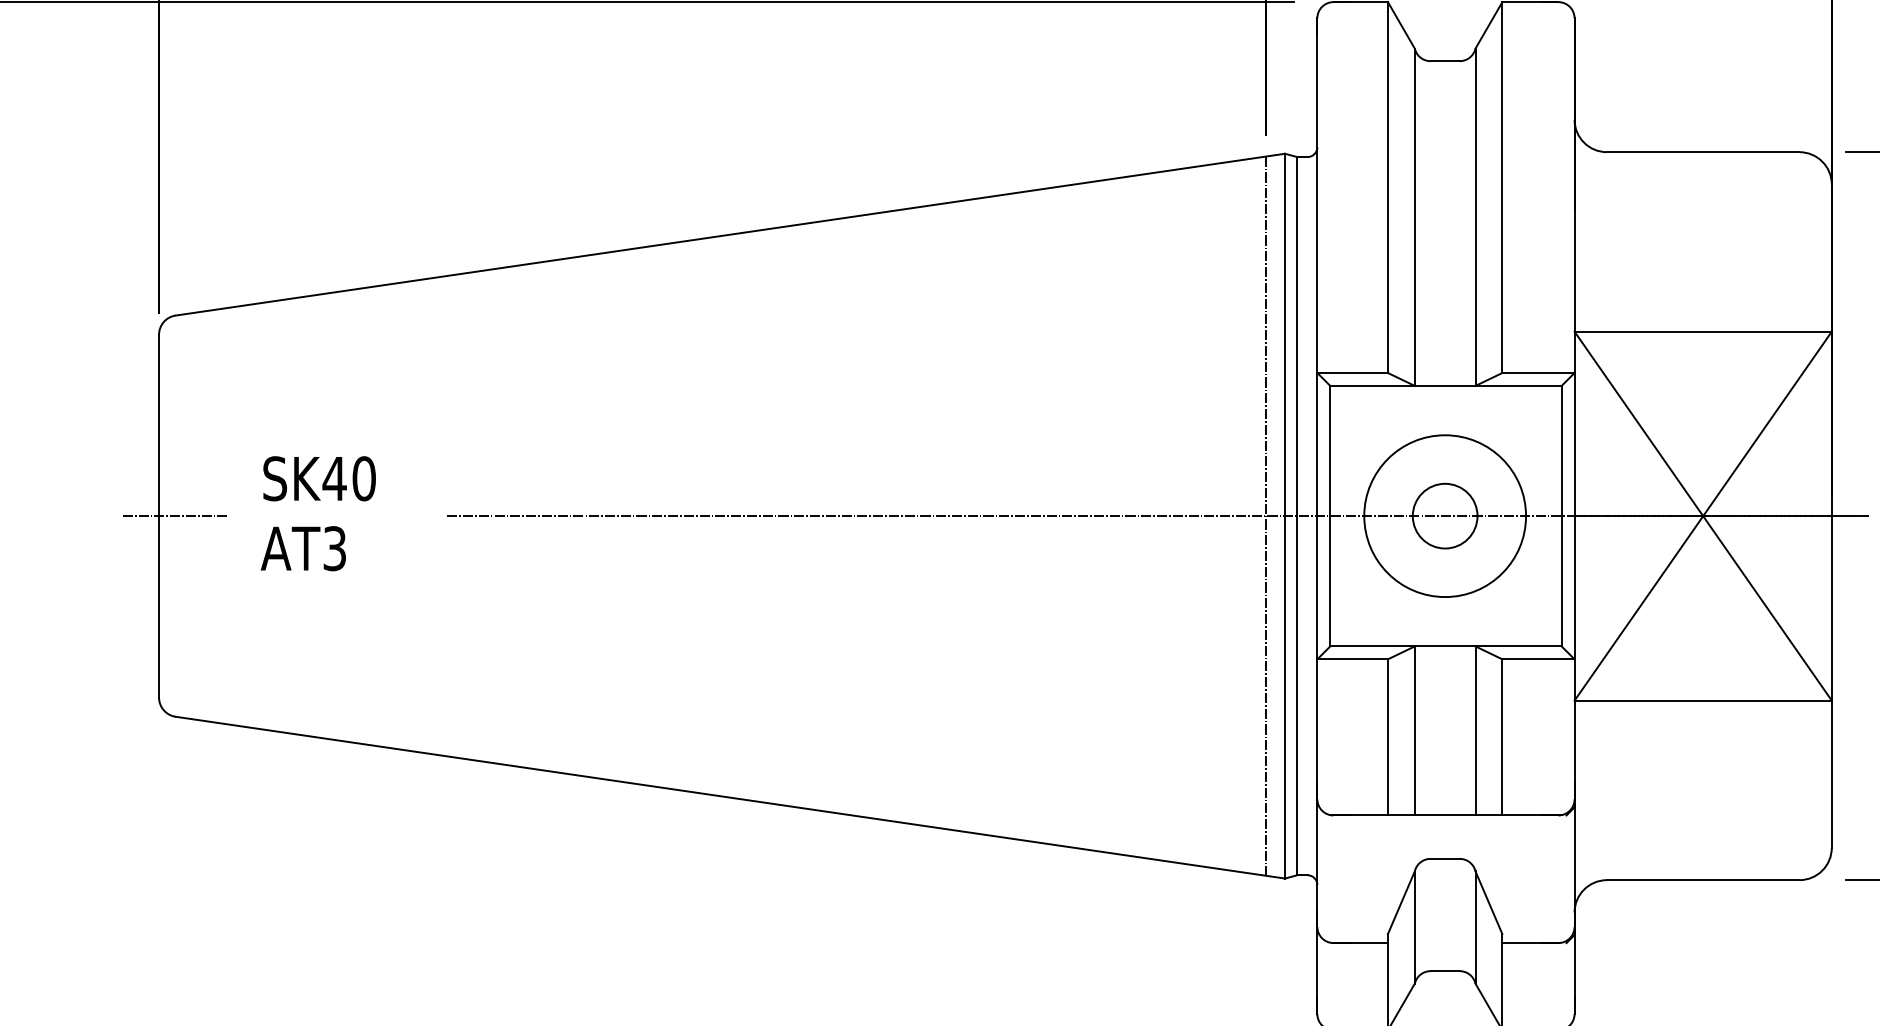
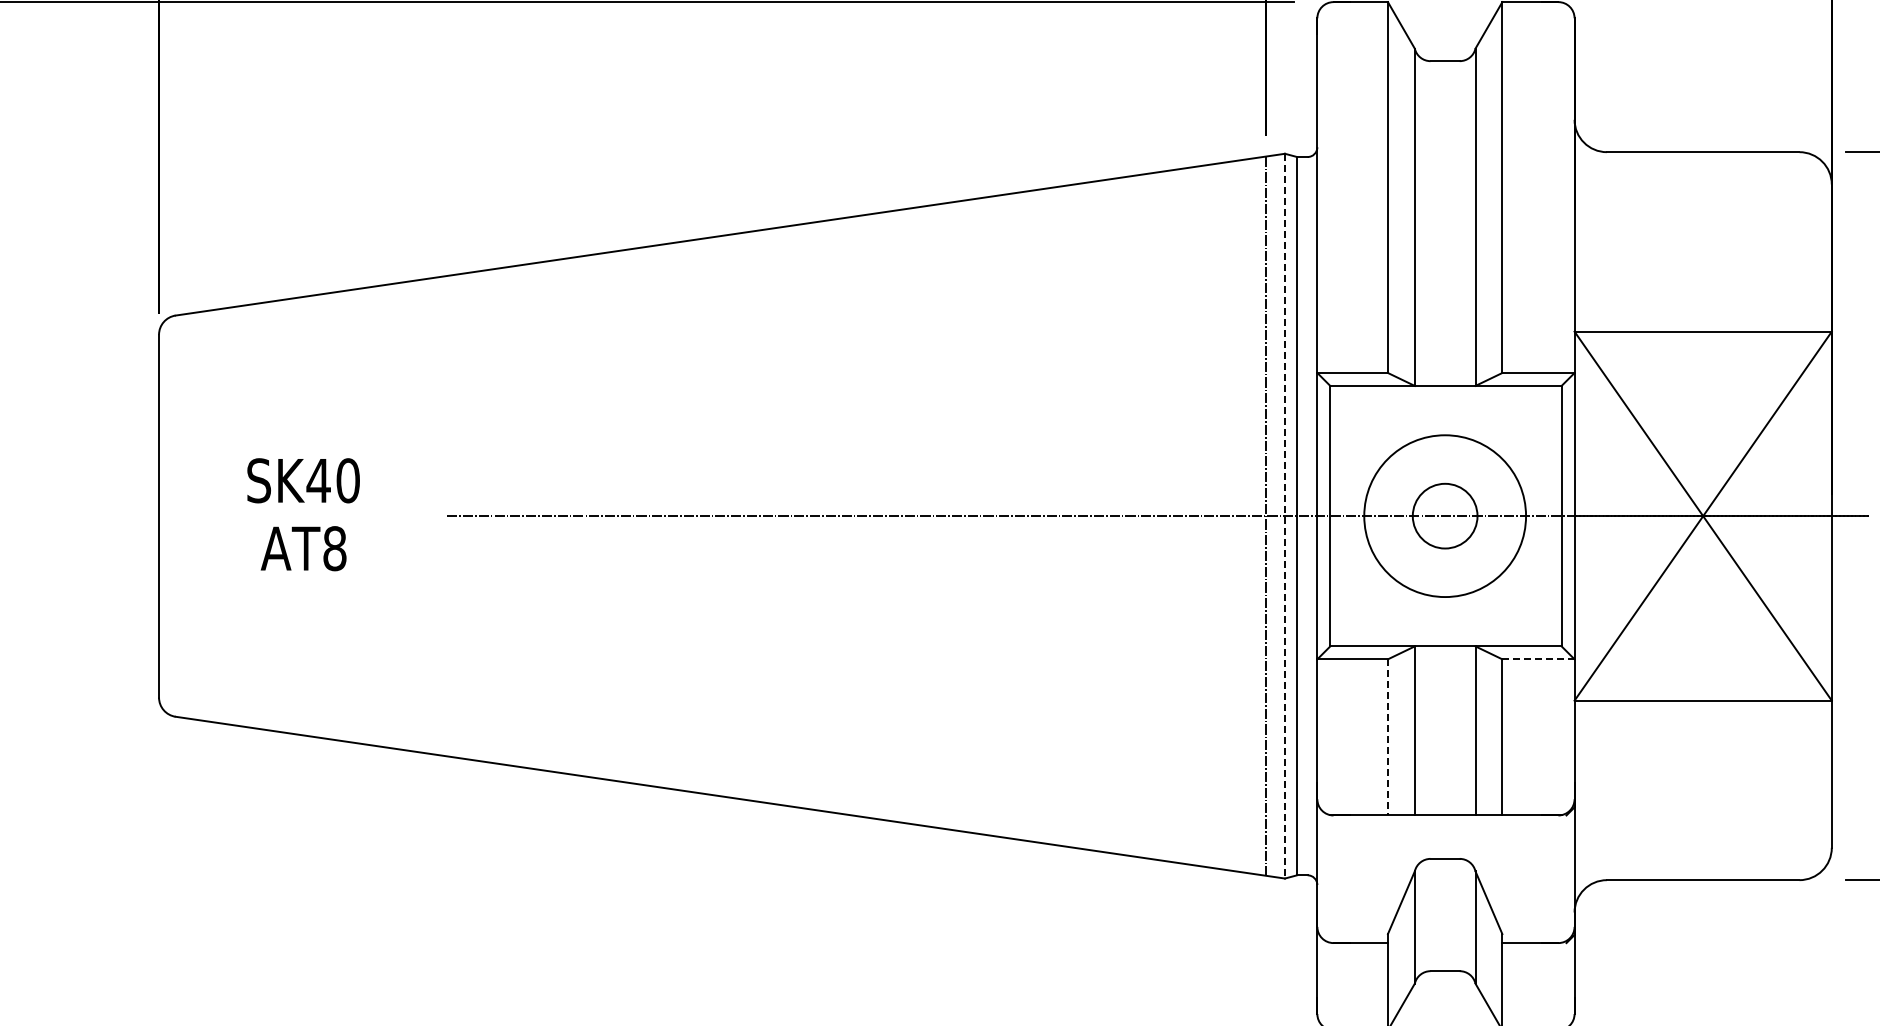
text position: (319, 478) -> (303, 480) (303, 480)
line: present -> none (174, 516)
line: solid -> dashed (1285, 516)
text: AT3 -> AT8 (334, 548)
line: solid -> dashed (1537, 659)
line: solid -> dashed (1387, 737)
